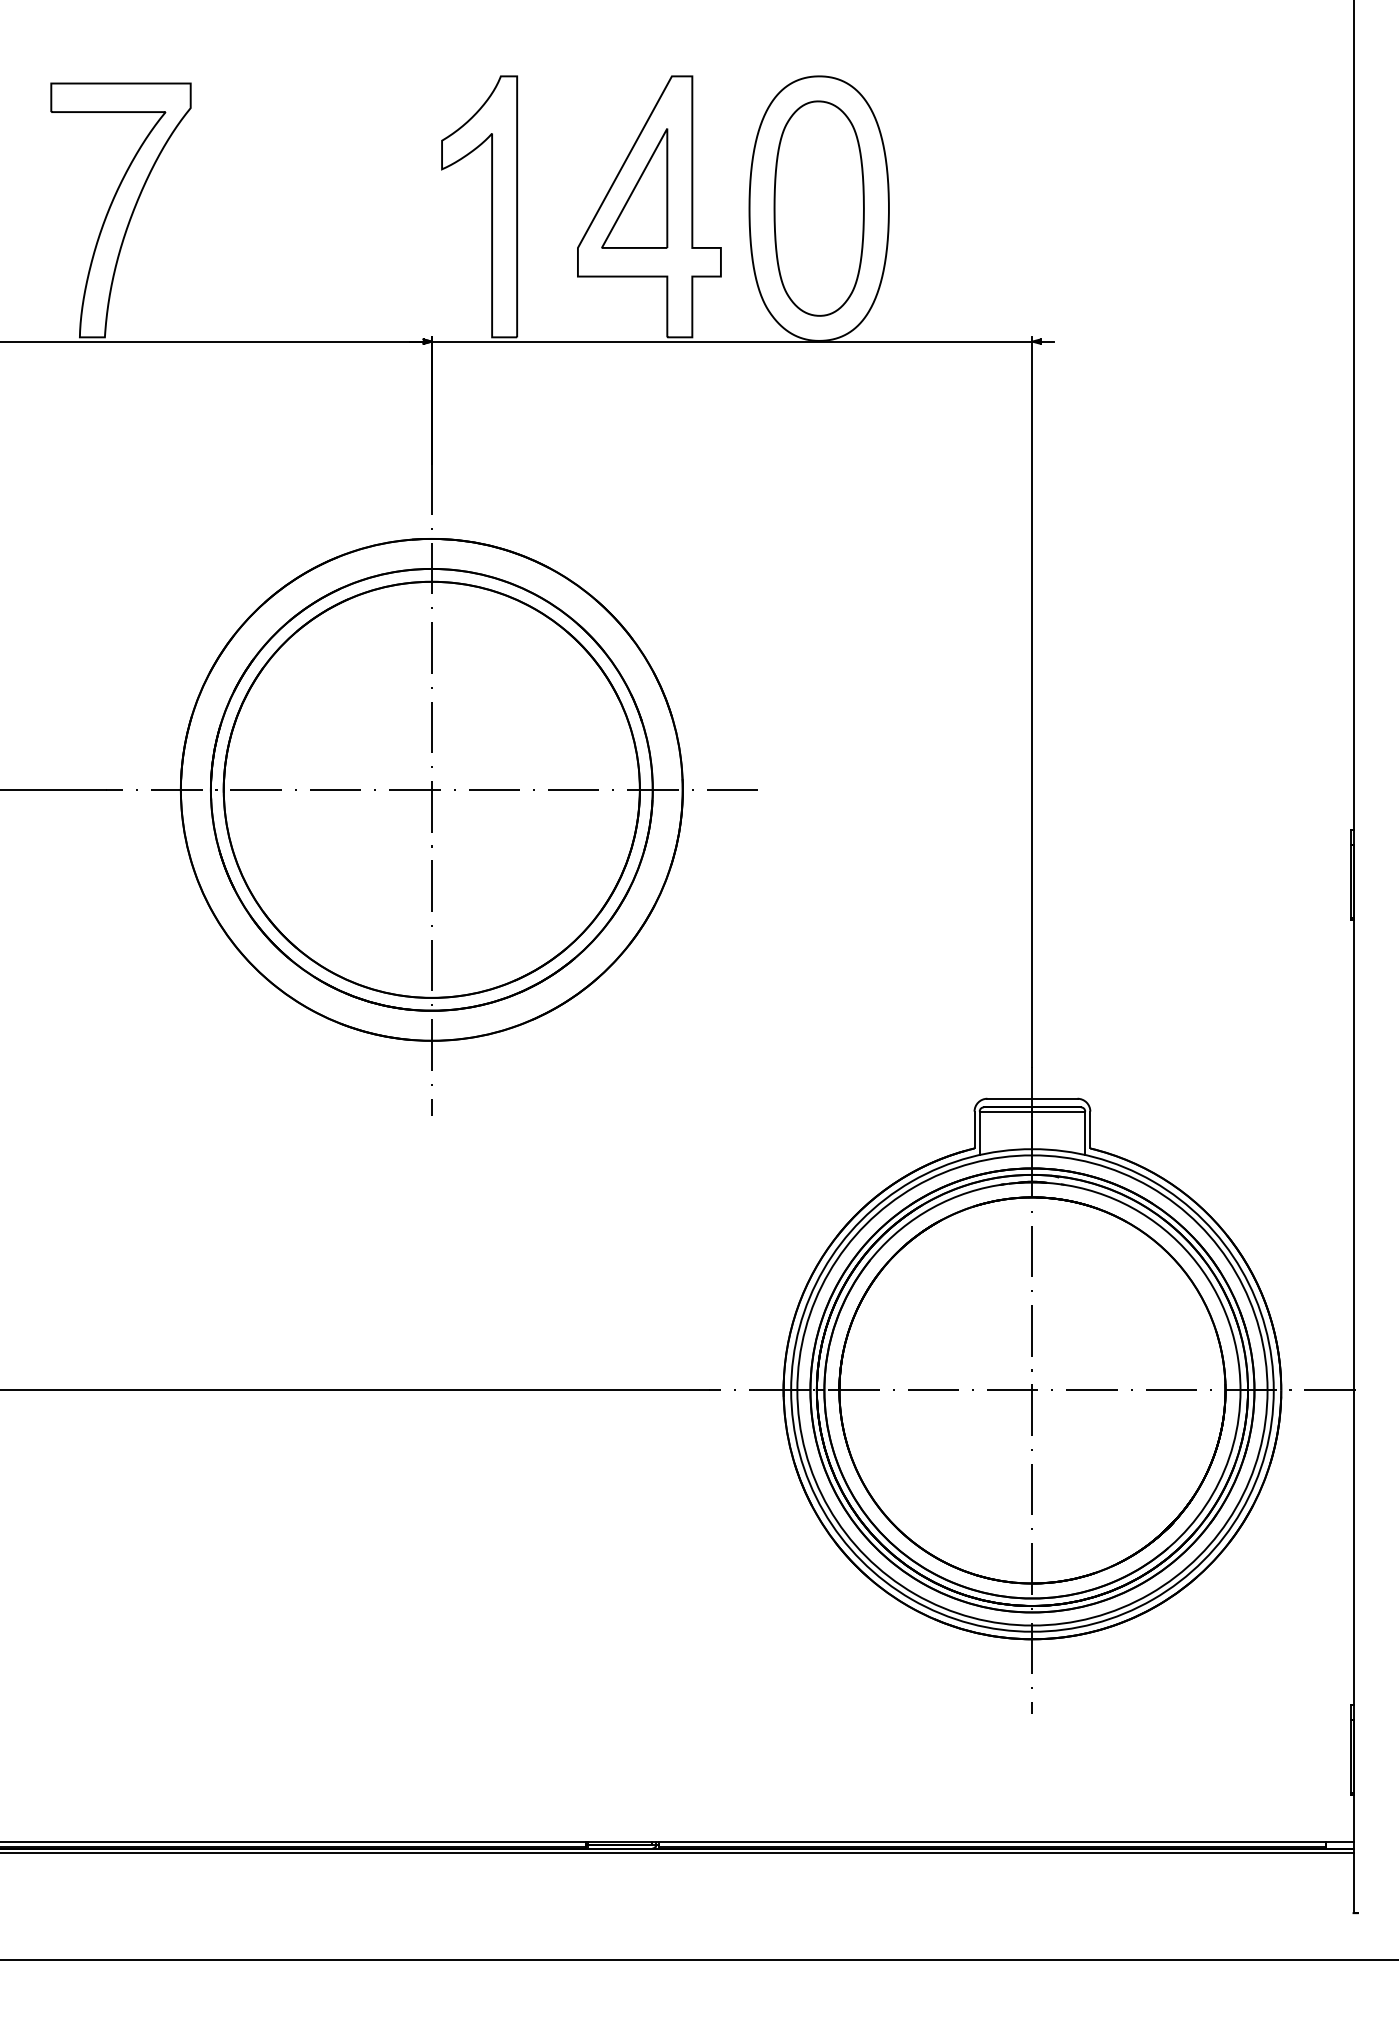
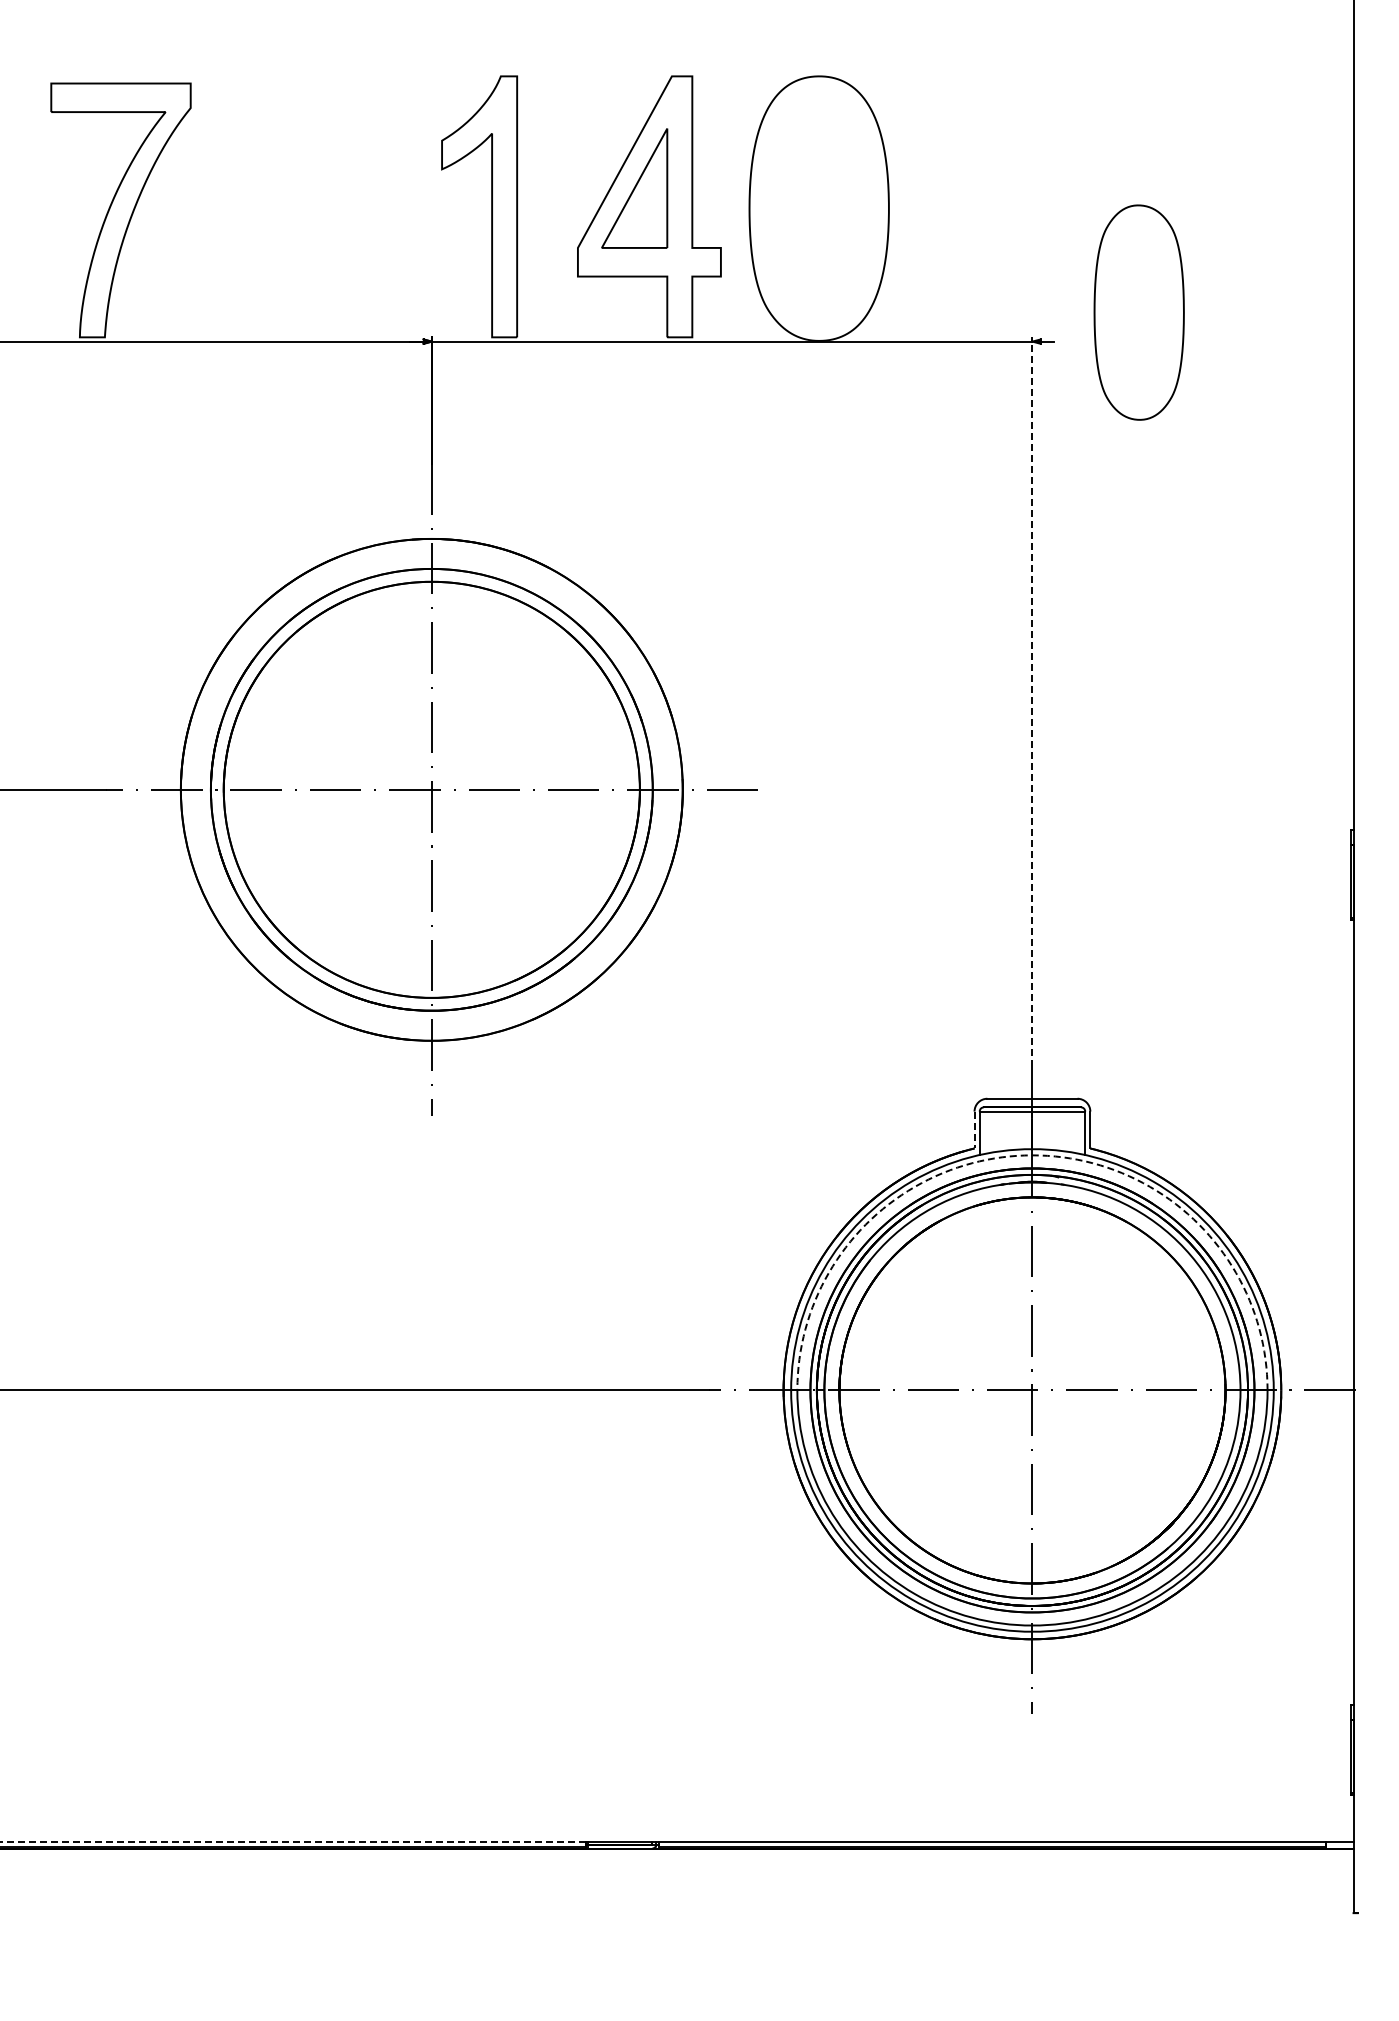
part position: (818, 208) -> (1138, 312) (1138, 312)
line: solid -> dashed (1032, 702)
line: solid -> dashed (974, 1130)
arc: solid -> dashed (1032, 1155)
line: solid -> dashed (292, 1842)
line: present -> none (677, 1853)
line: present -> none (698, 1960)
